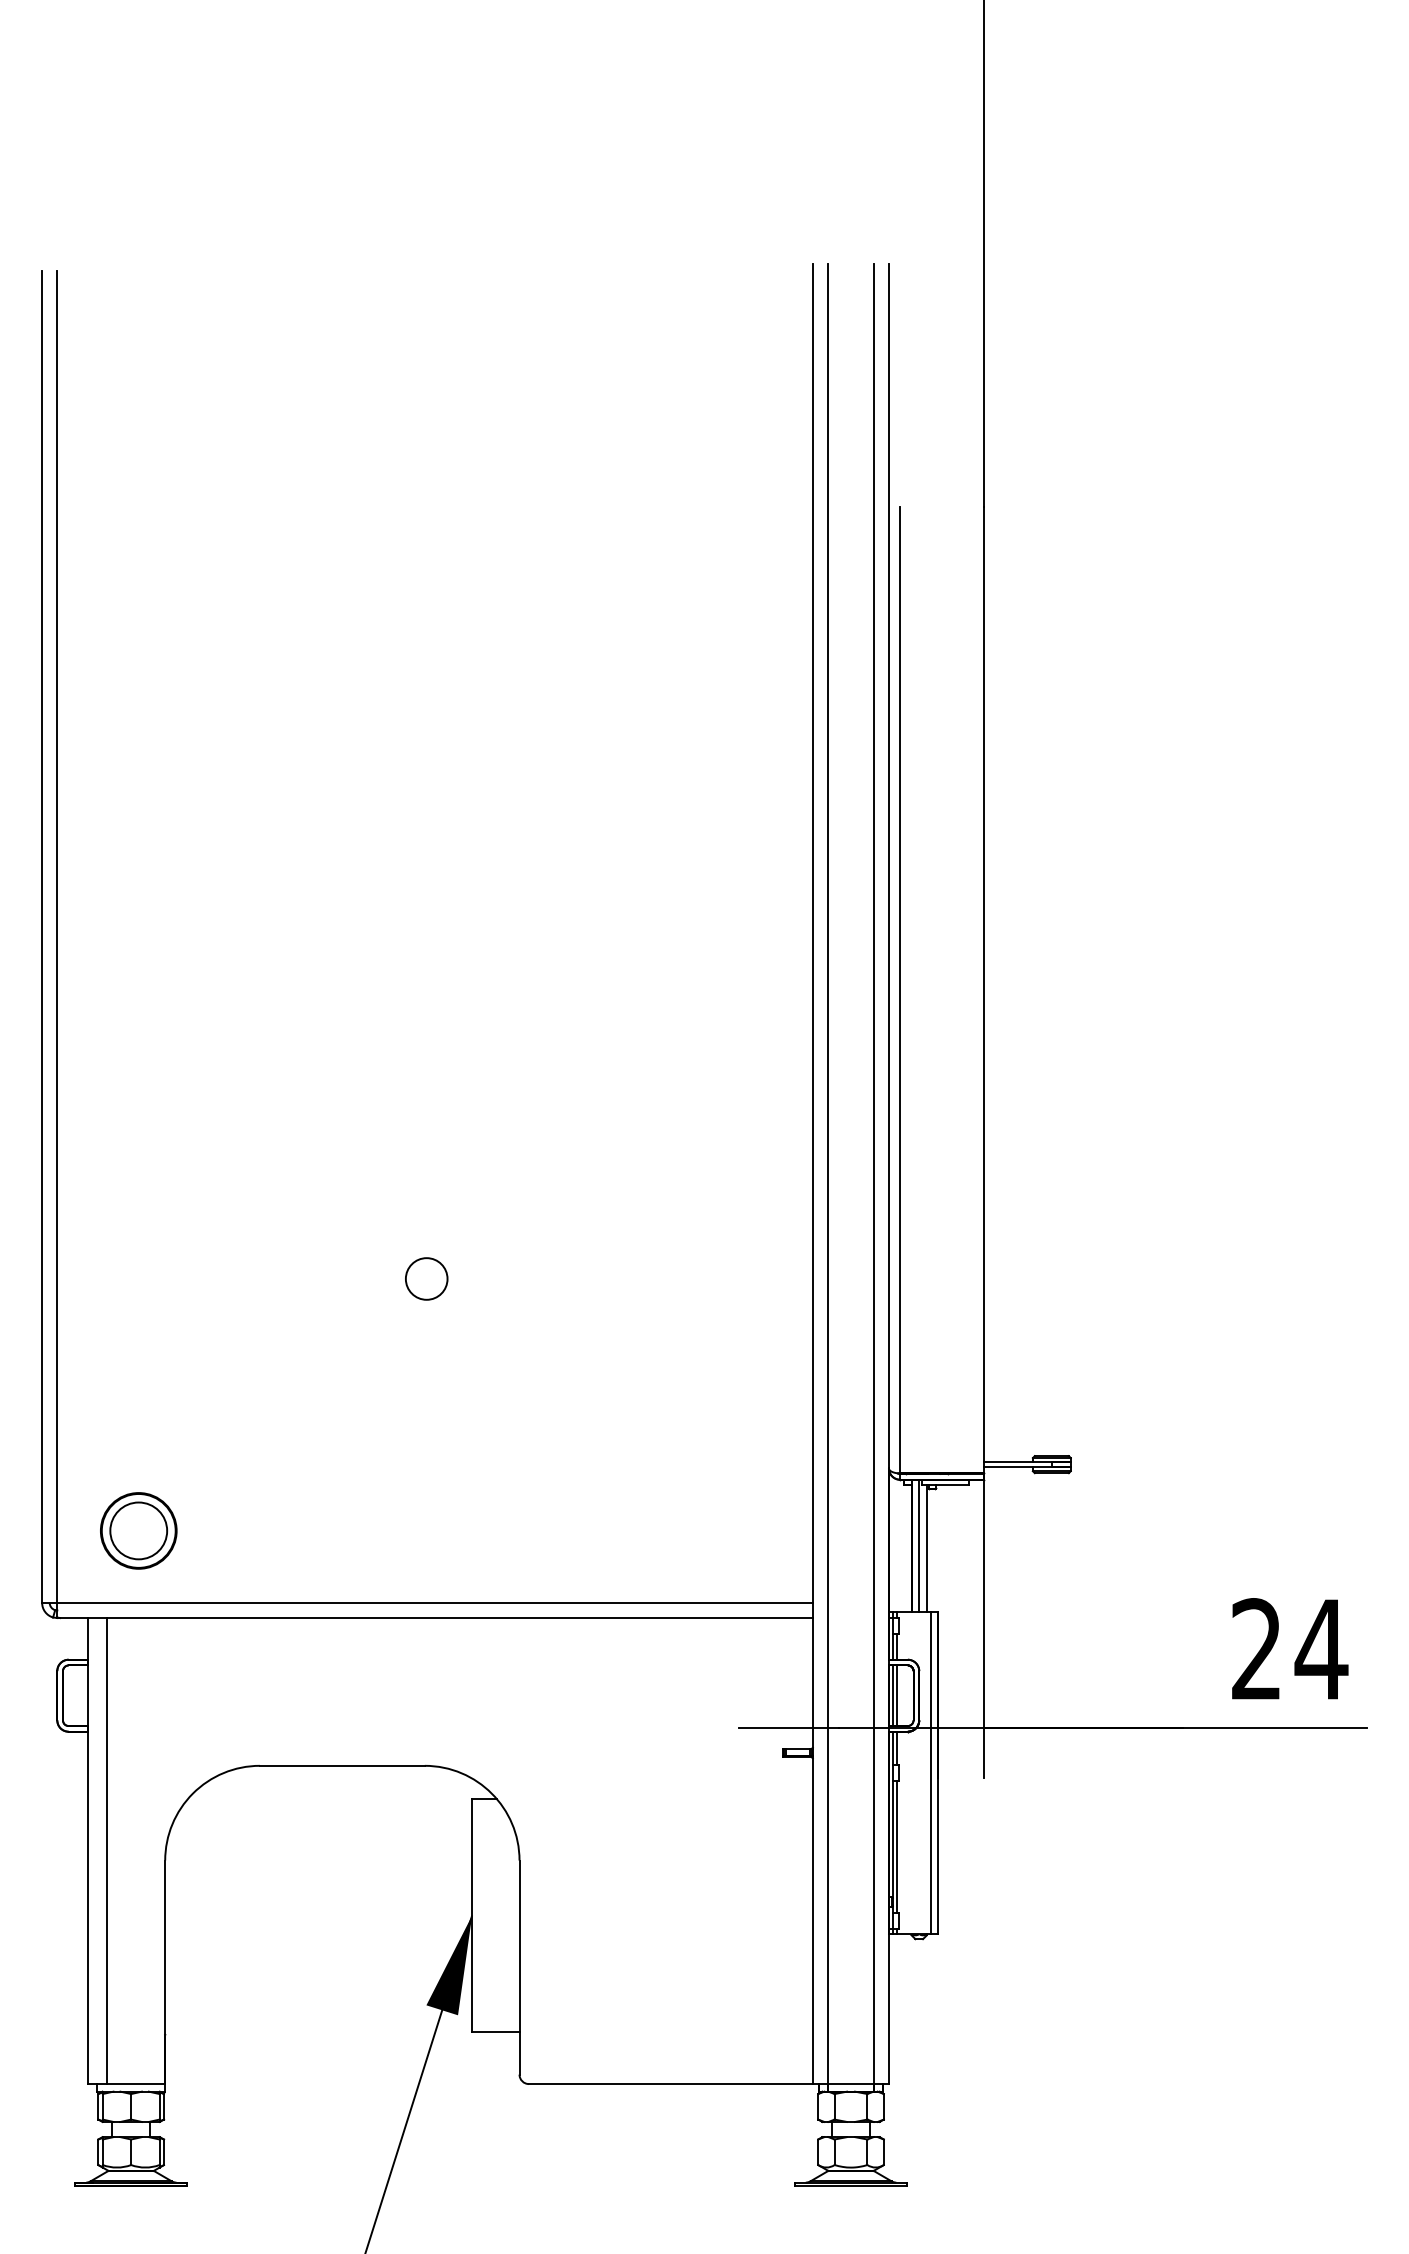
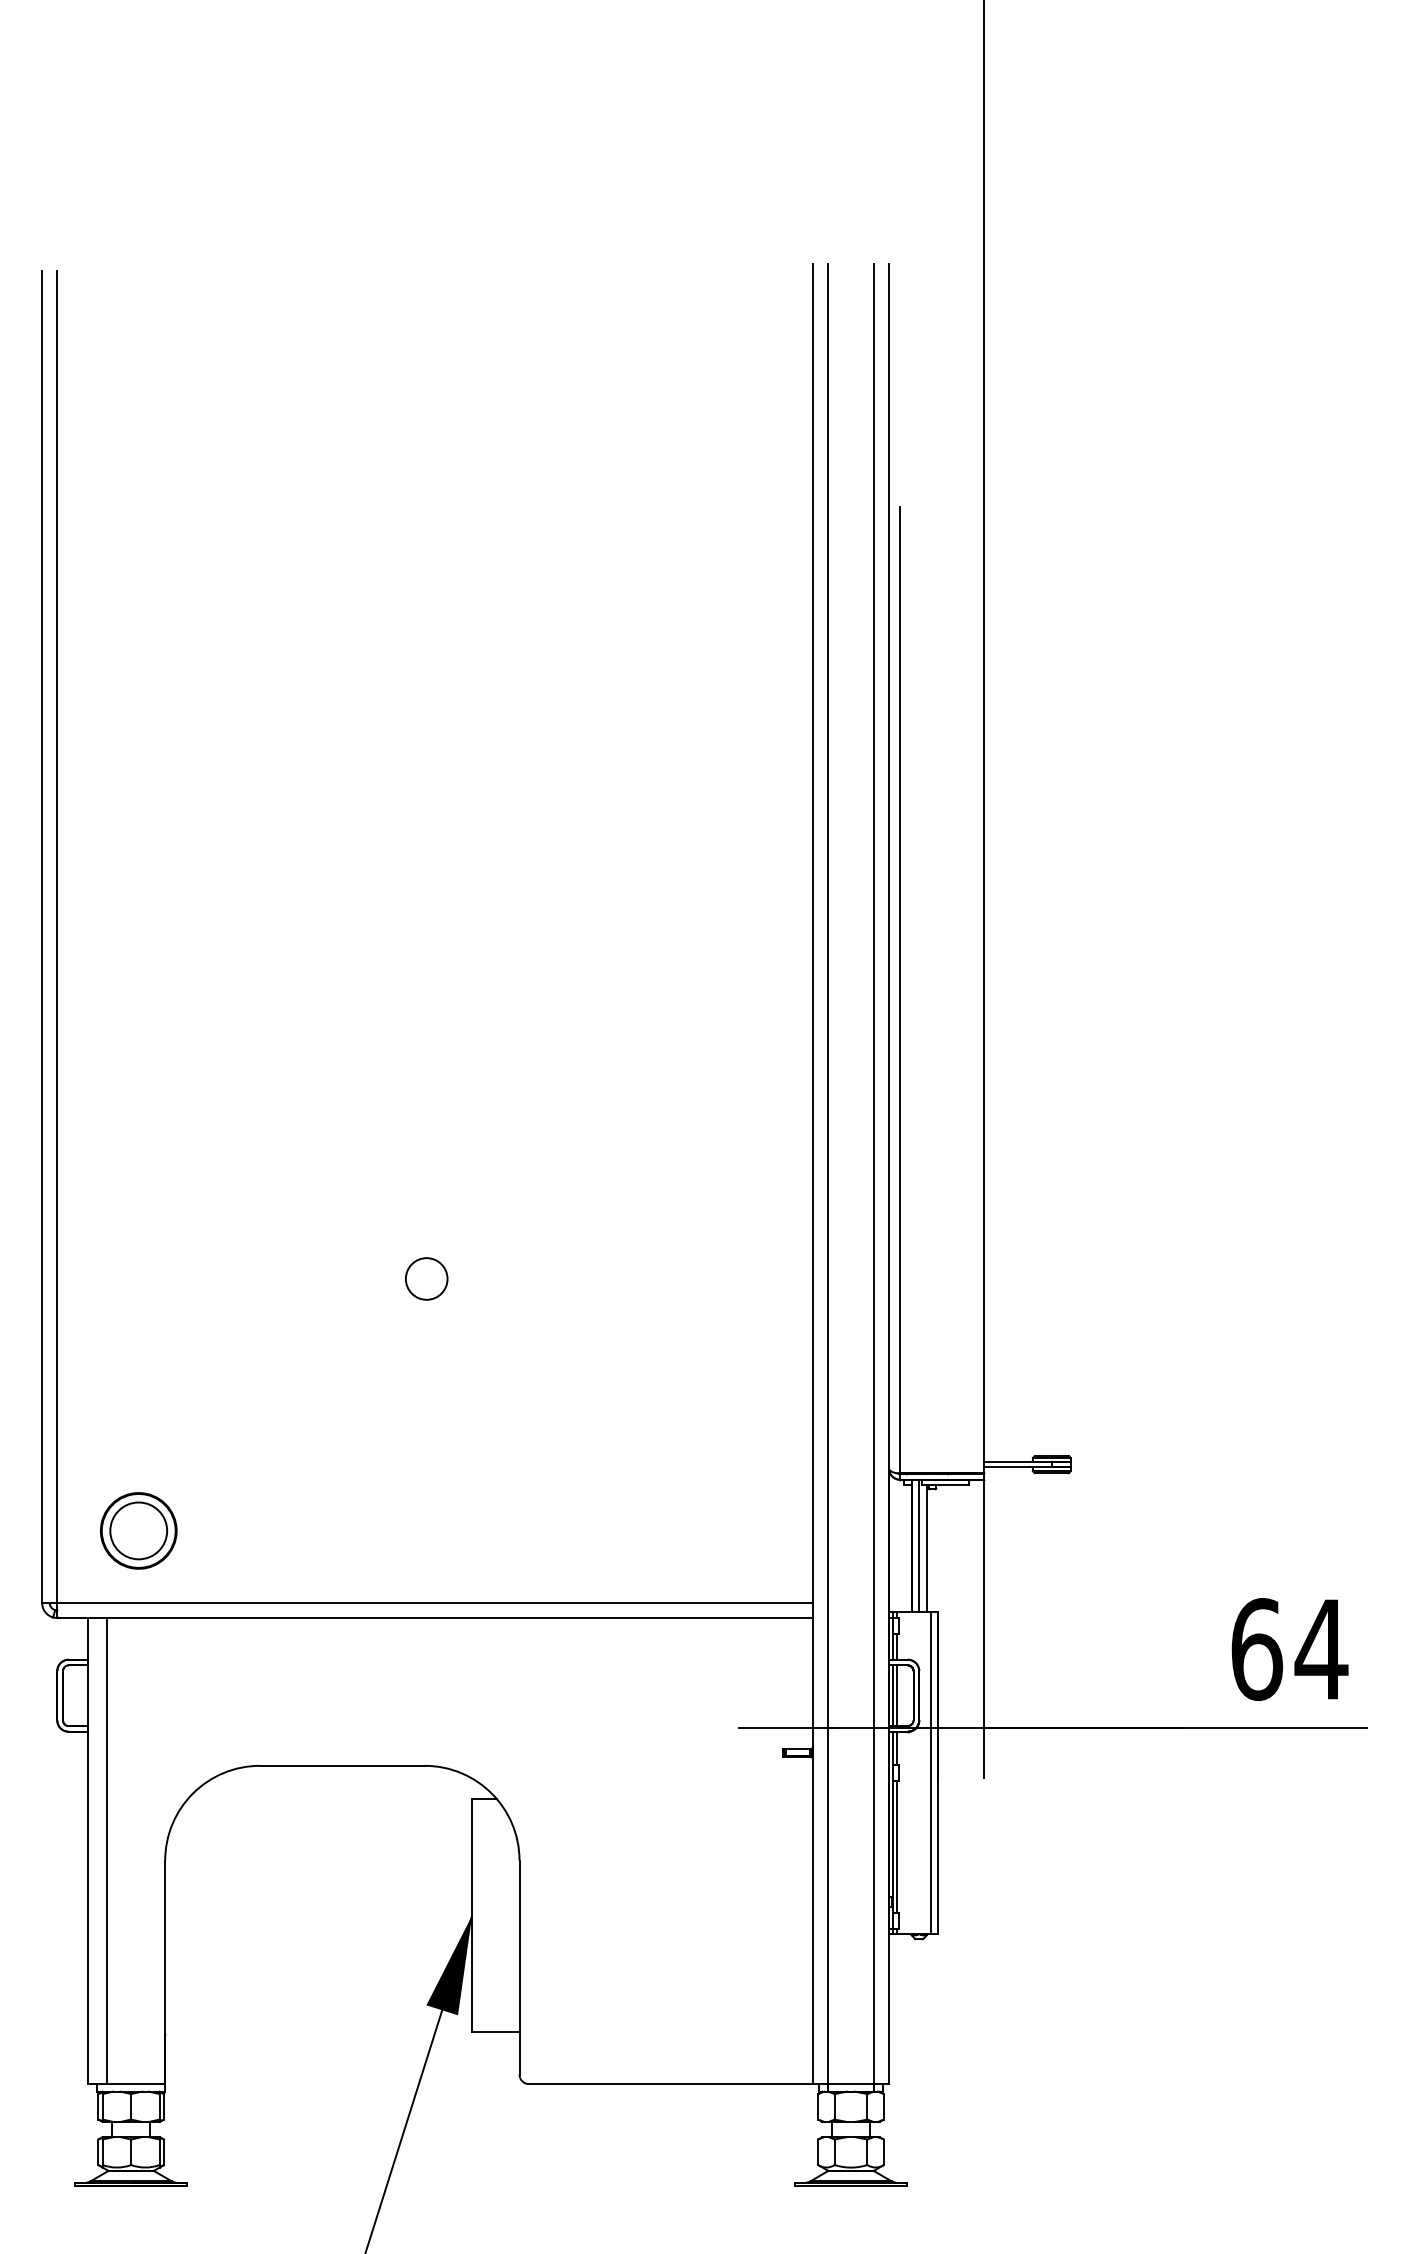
text: 24 -> 64 (1257, 1649)
